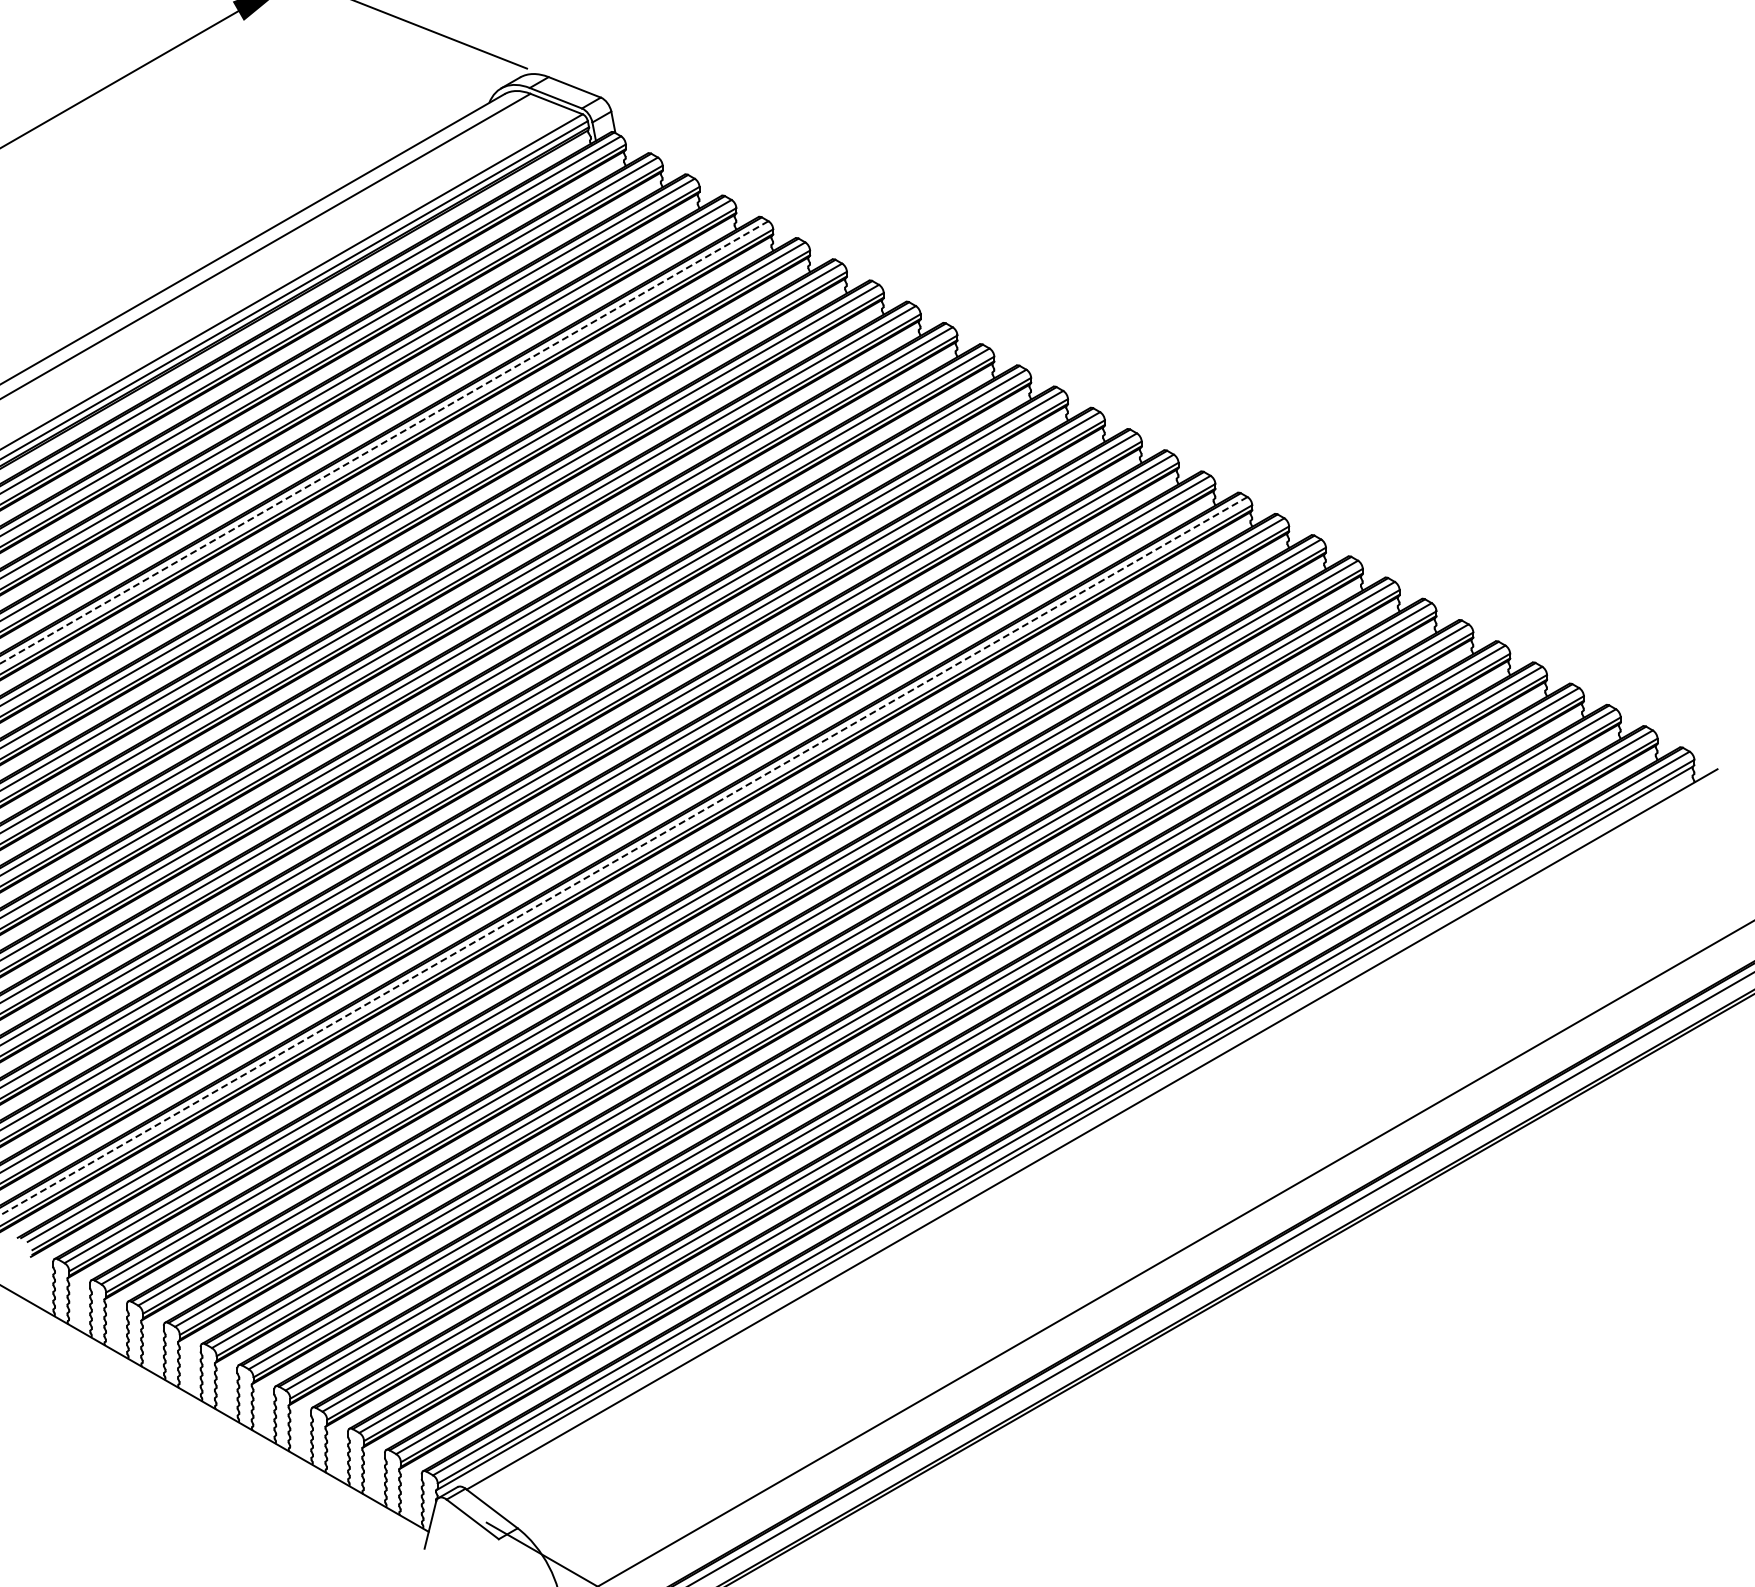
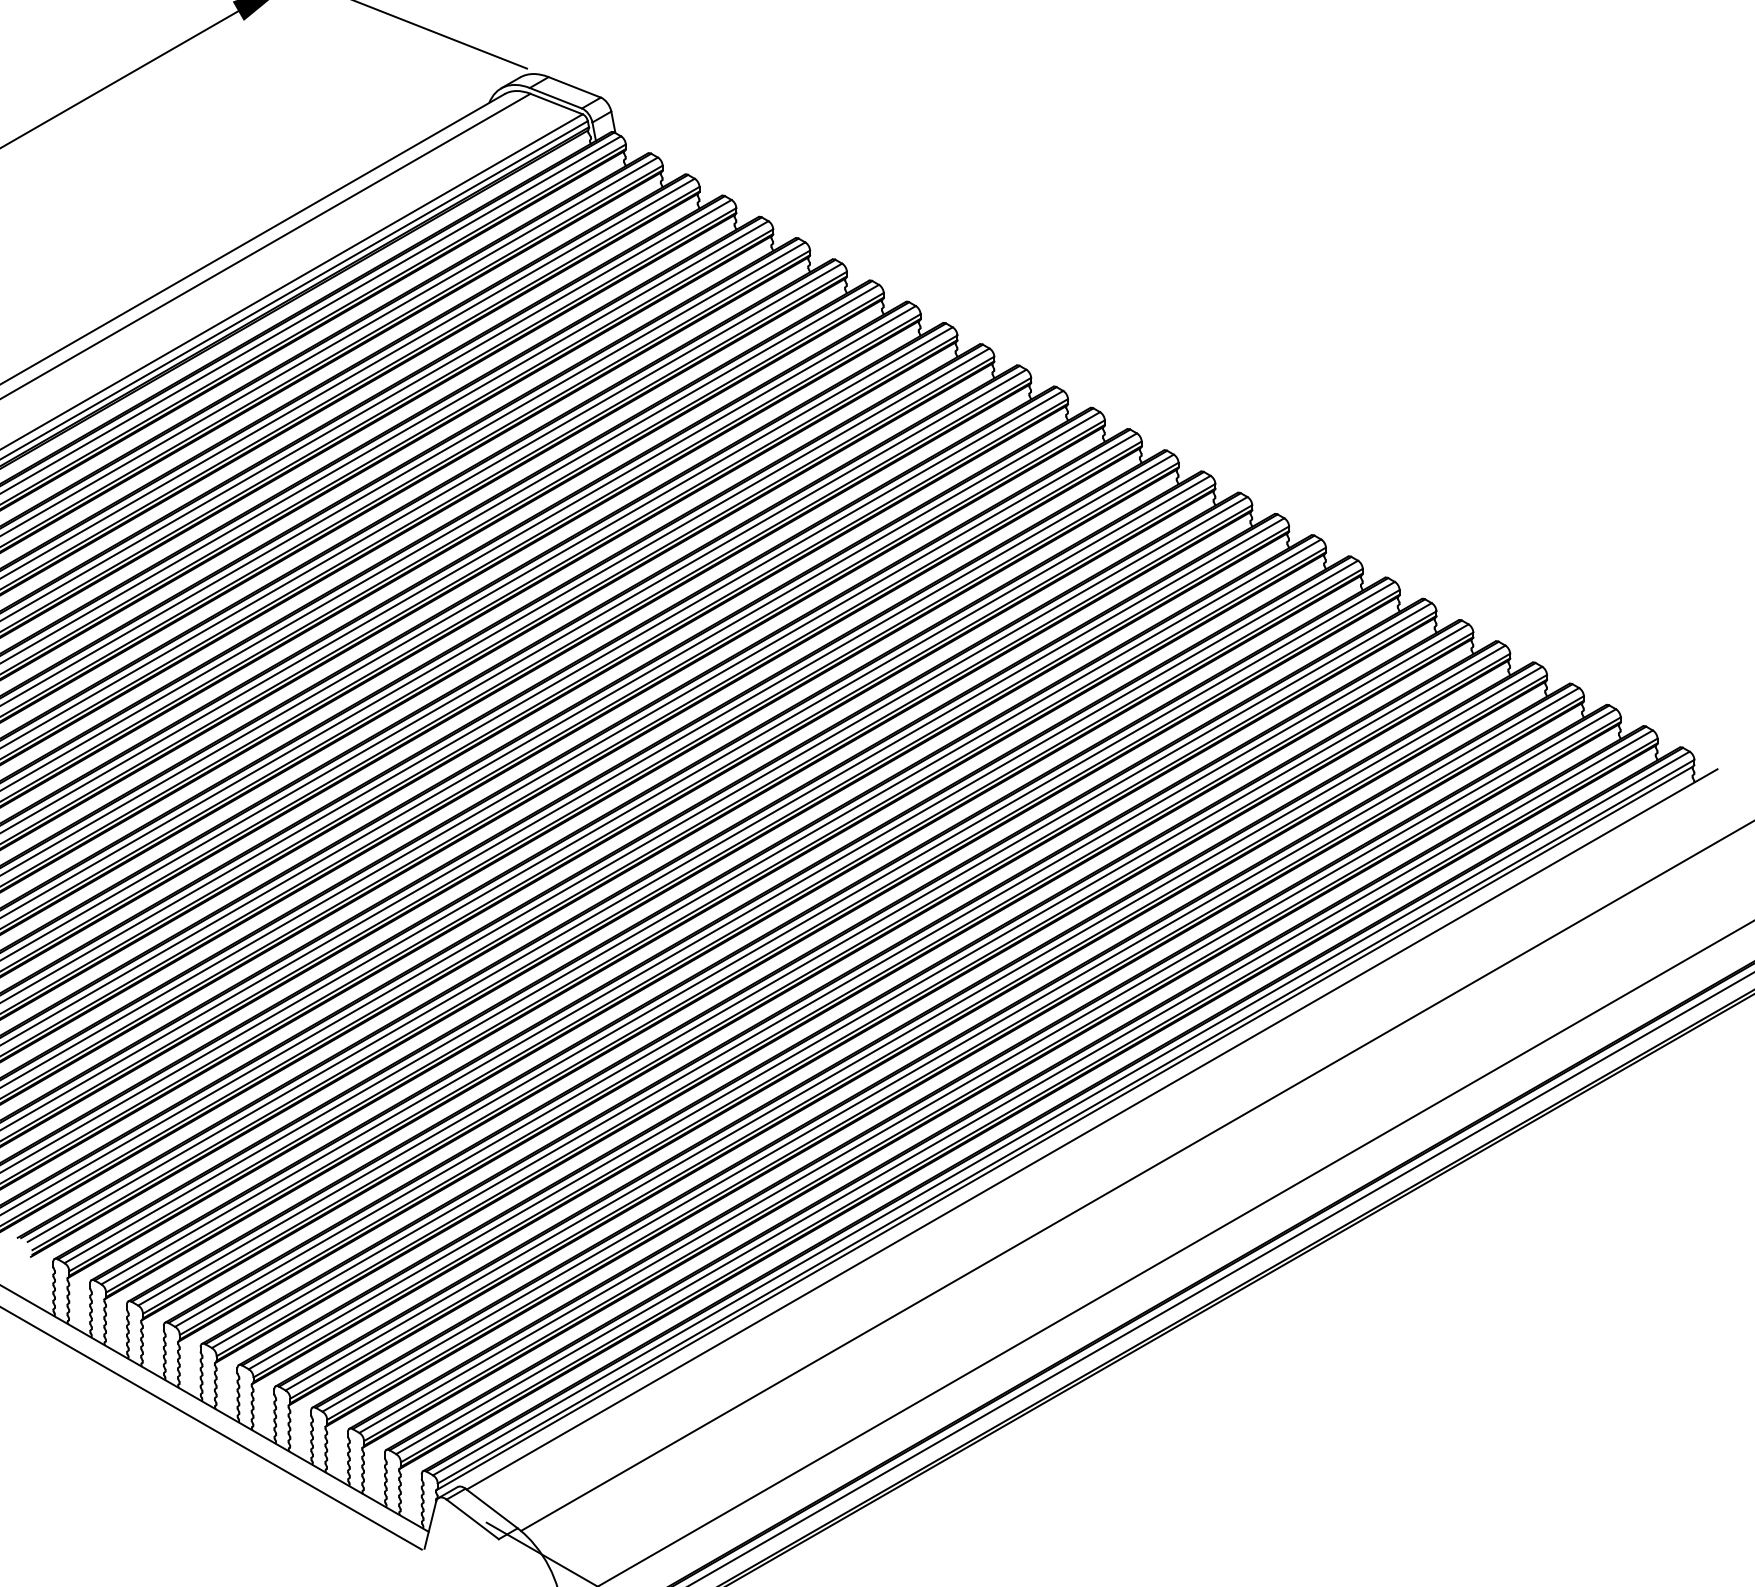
line: dashed -> solid (383, 442)
line: dashed -> solid (623, 856)
line: none -> present (1136, 1176)
line: none -> present (211, 1428)
